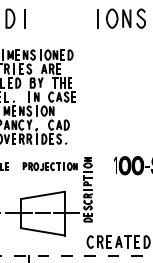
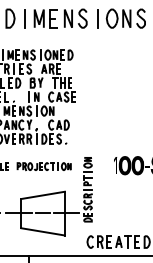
part: none -> present (60, 18)
part position: (49, 166) -> (43, 166) (43, 166)
line: dashed -> solid (76, 255)
